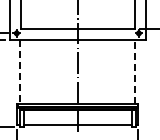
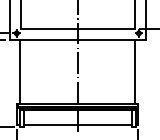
line: dashed -> solid (135, 71)
line: dashed -> solid (20, 72)
